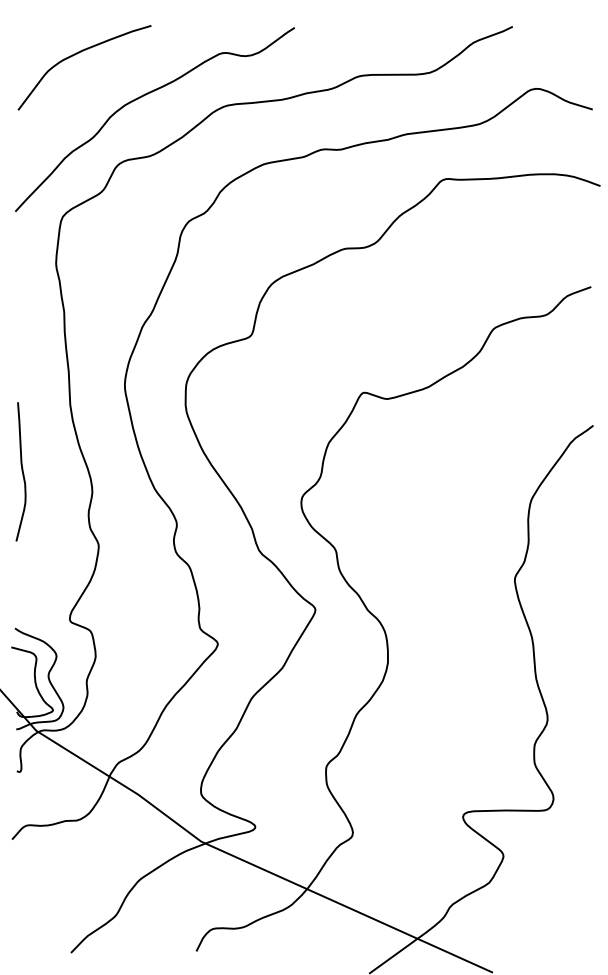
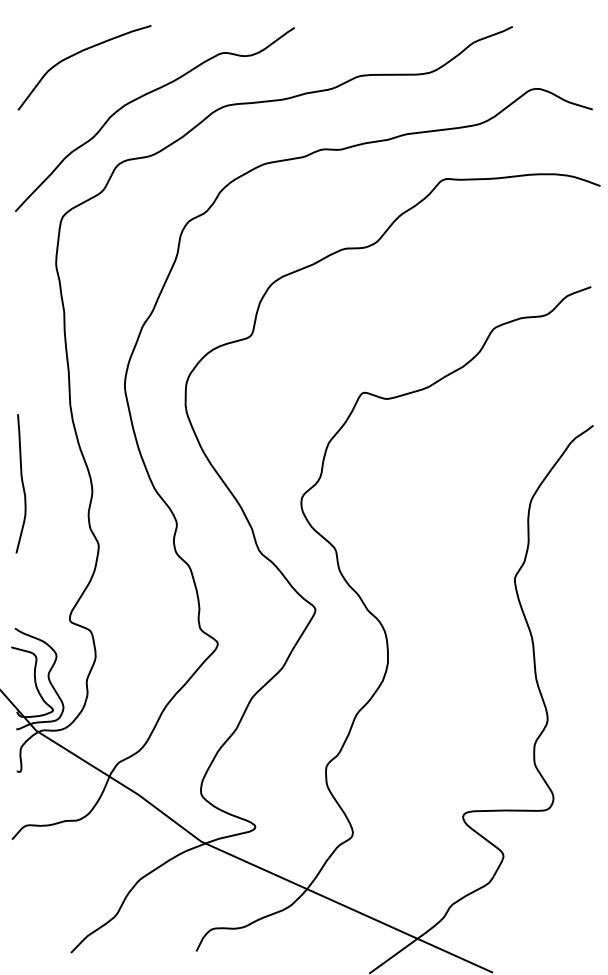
curve position: (21, 471) -> (21, 483) (21, 483)
